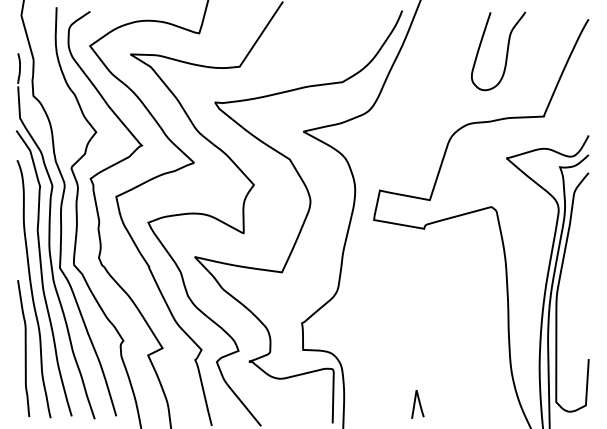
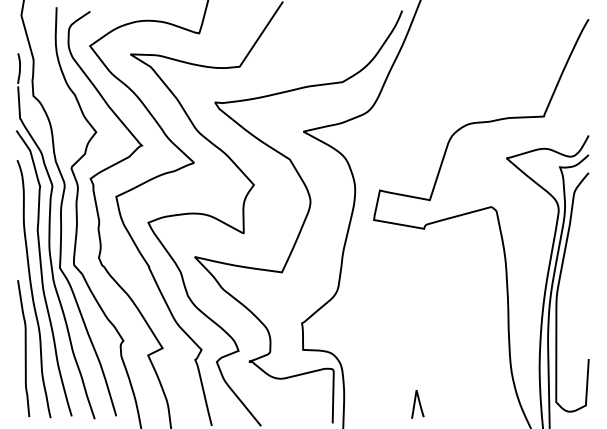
curve: present -> none (506, 51)
